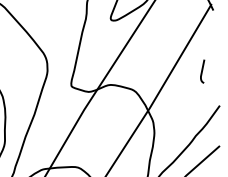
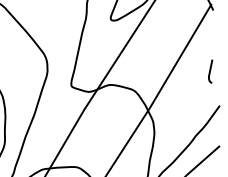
curve position: (202, 71) -> (210, 71) (210, 71)
